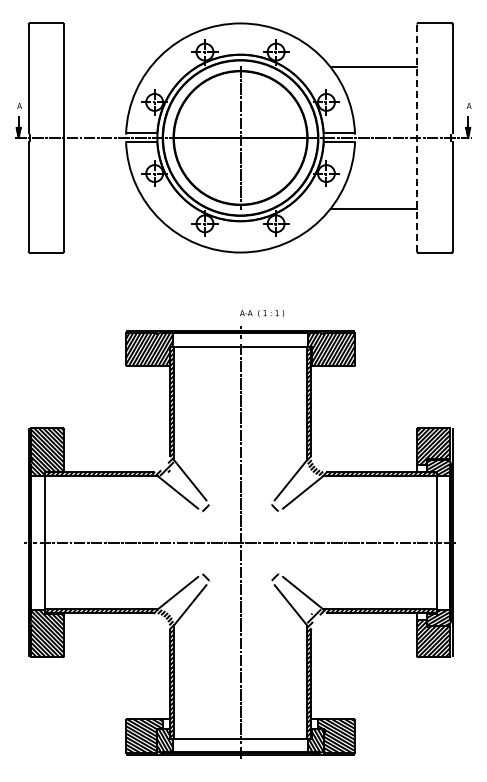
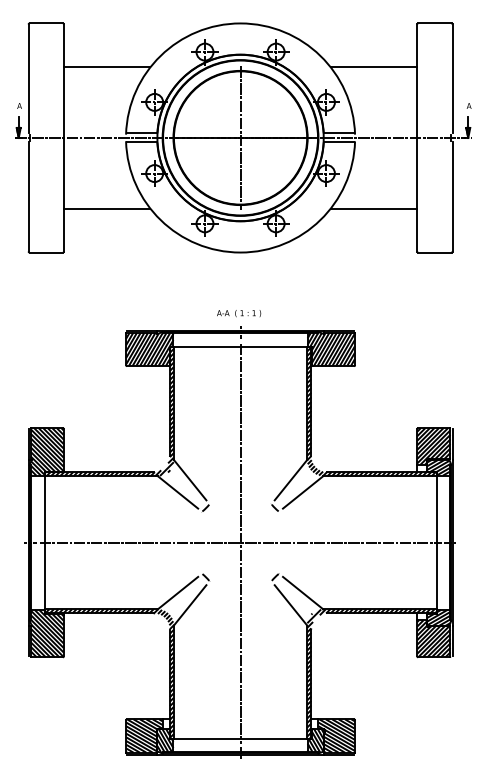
line: none -> present (106, 67)
line: dashed -> solid (417, 138)
line: none -> present (106, 208)
text position: (262, 313) -> (239, 313) (239, 313)
